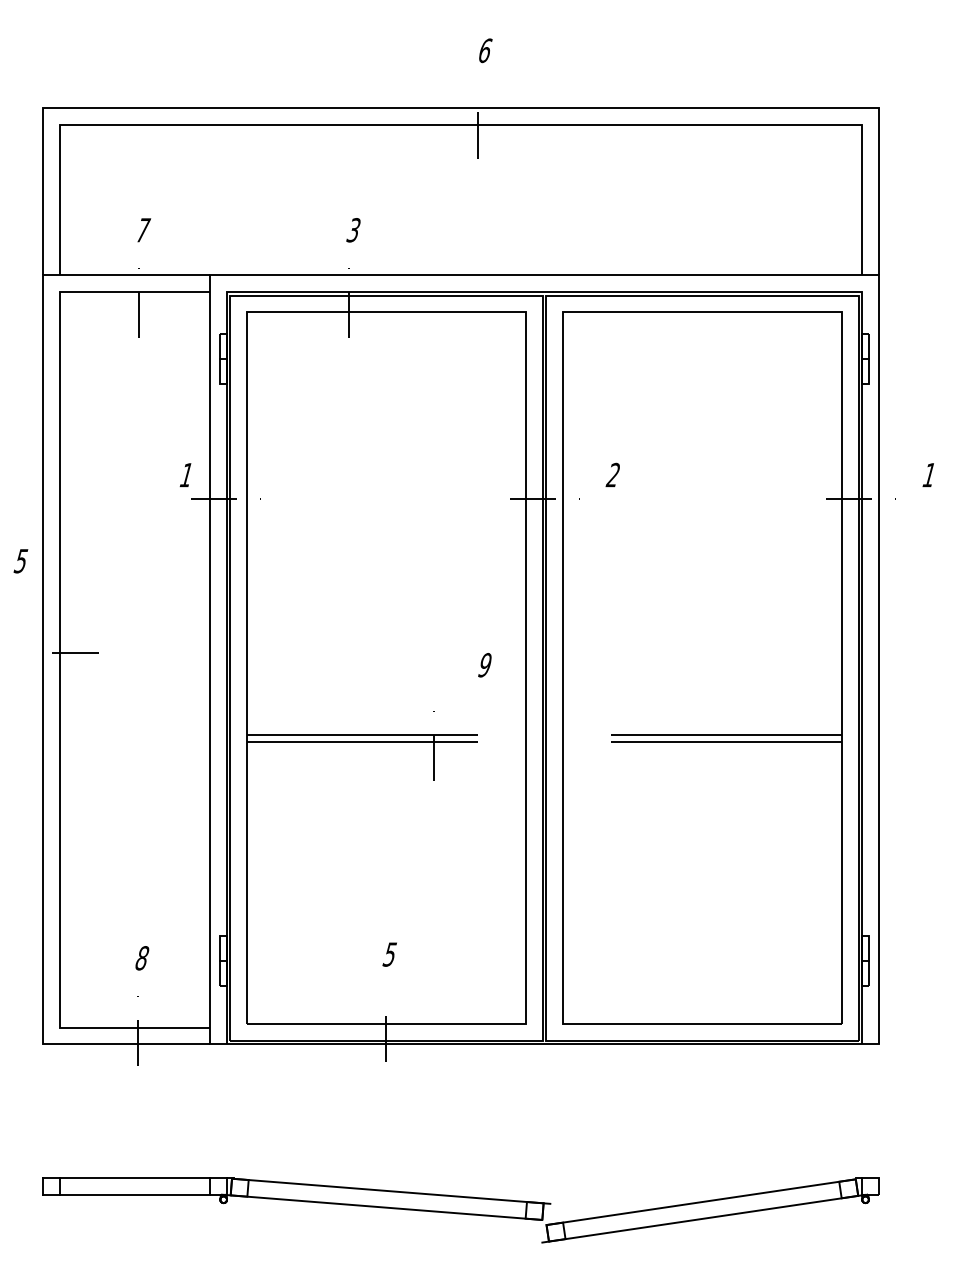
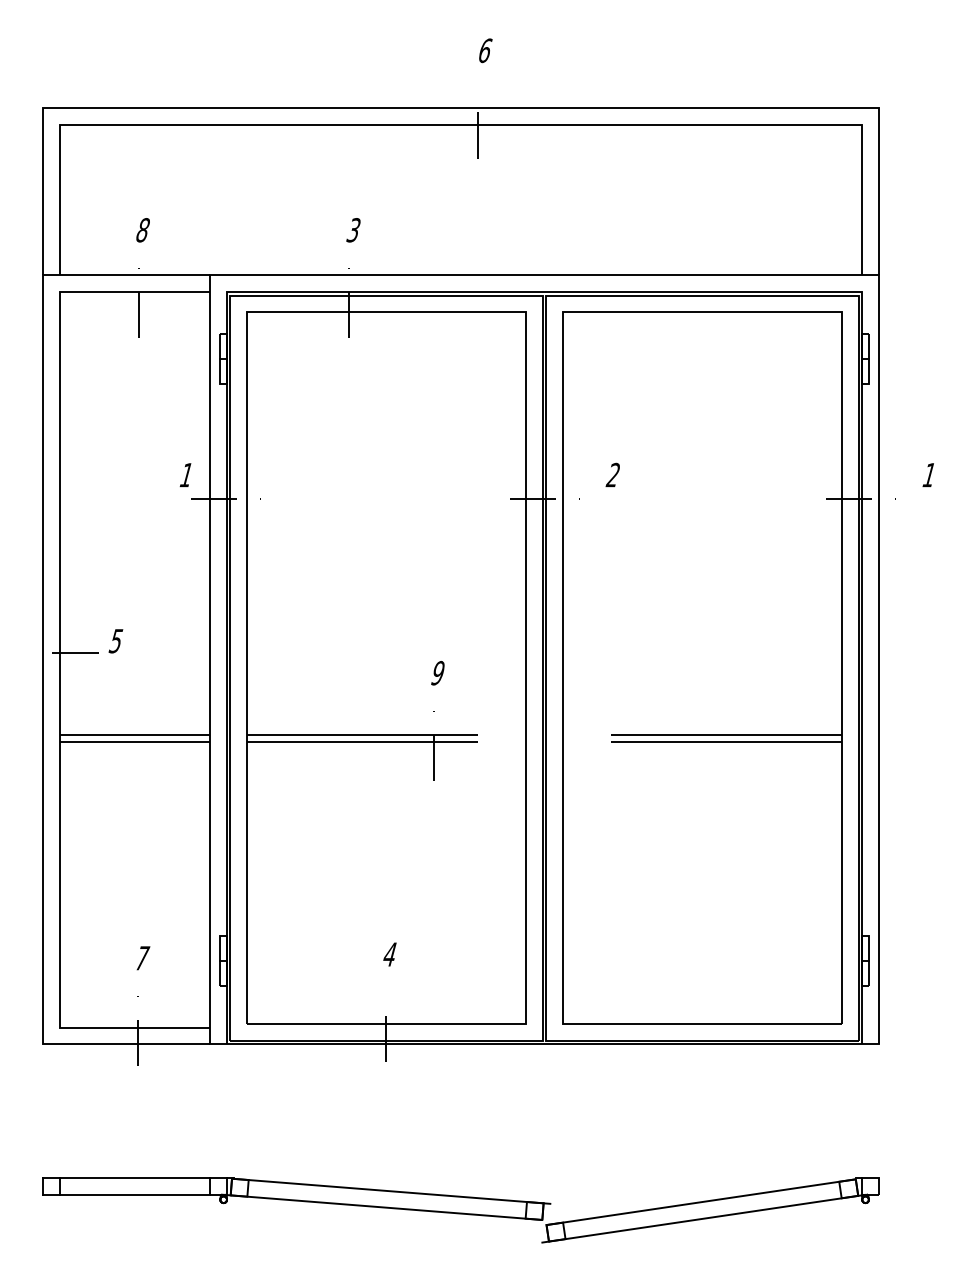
text: 7 -> 8 (143, 230)
text position: (20, 561) -> (115, 641) (115, 641)
text position: (484, 665) -> (437, 673) (437, 673)
line: none -> present (134, 735)
line: none -> present (134, 742)
text: 5 -> 4 (389, 954)
text: 8 -> 7 (142, 958)
